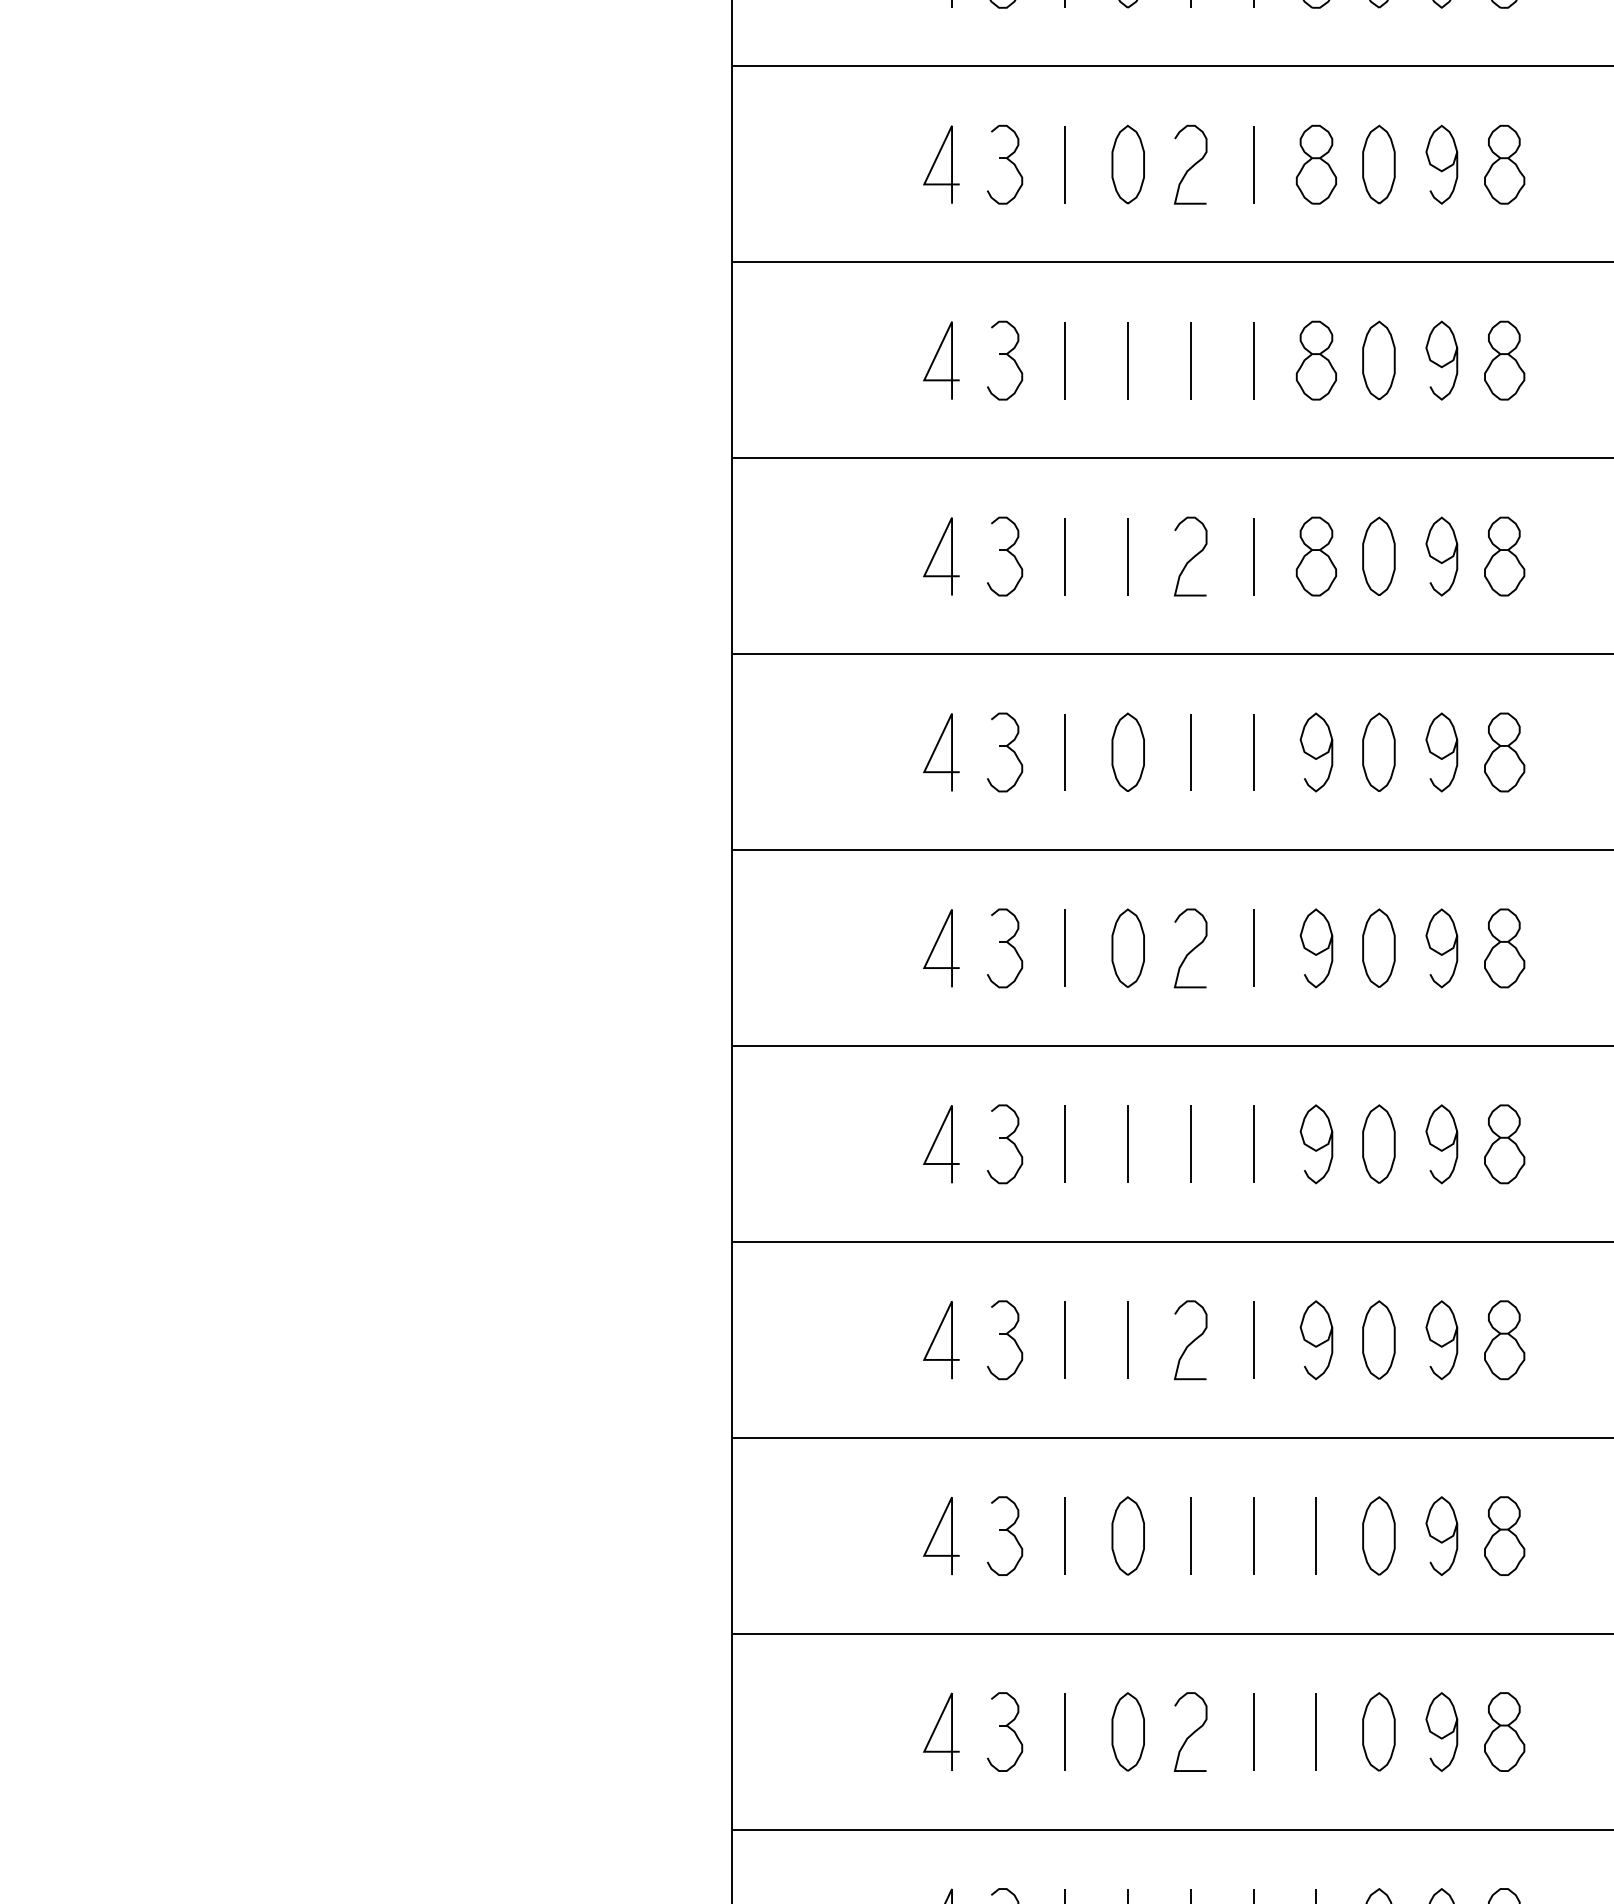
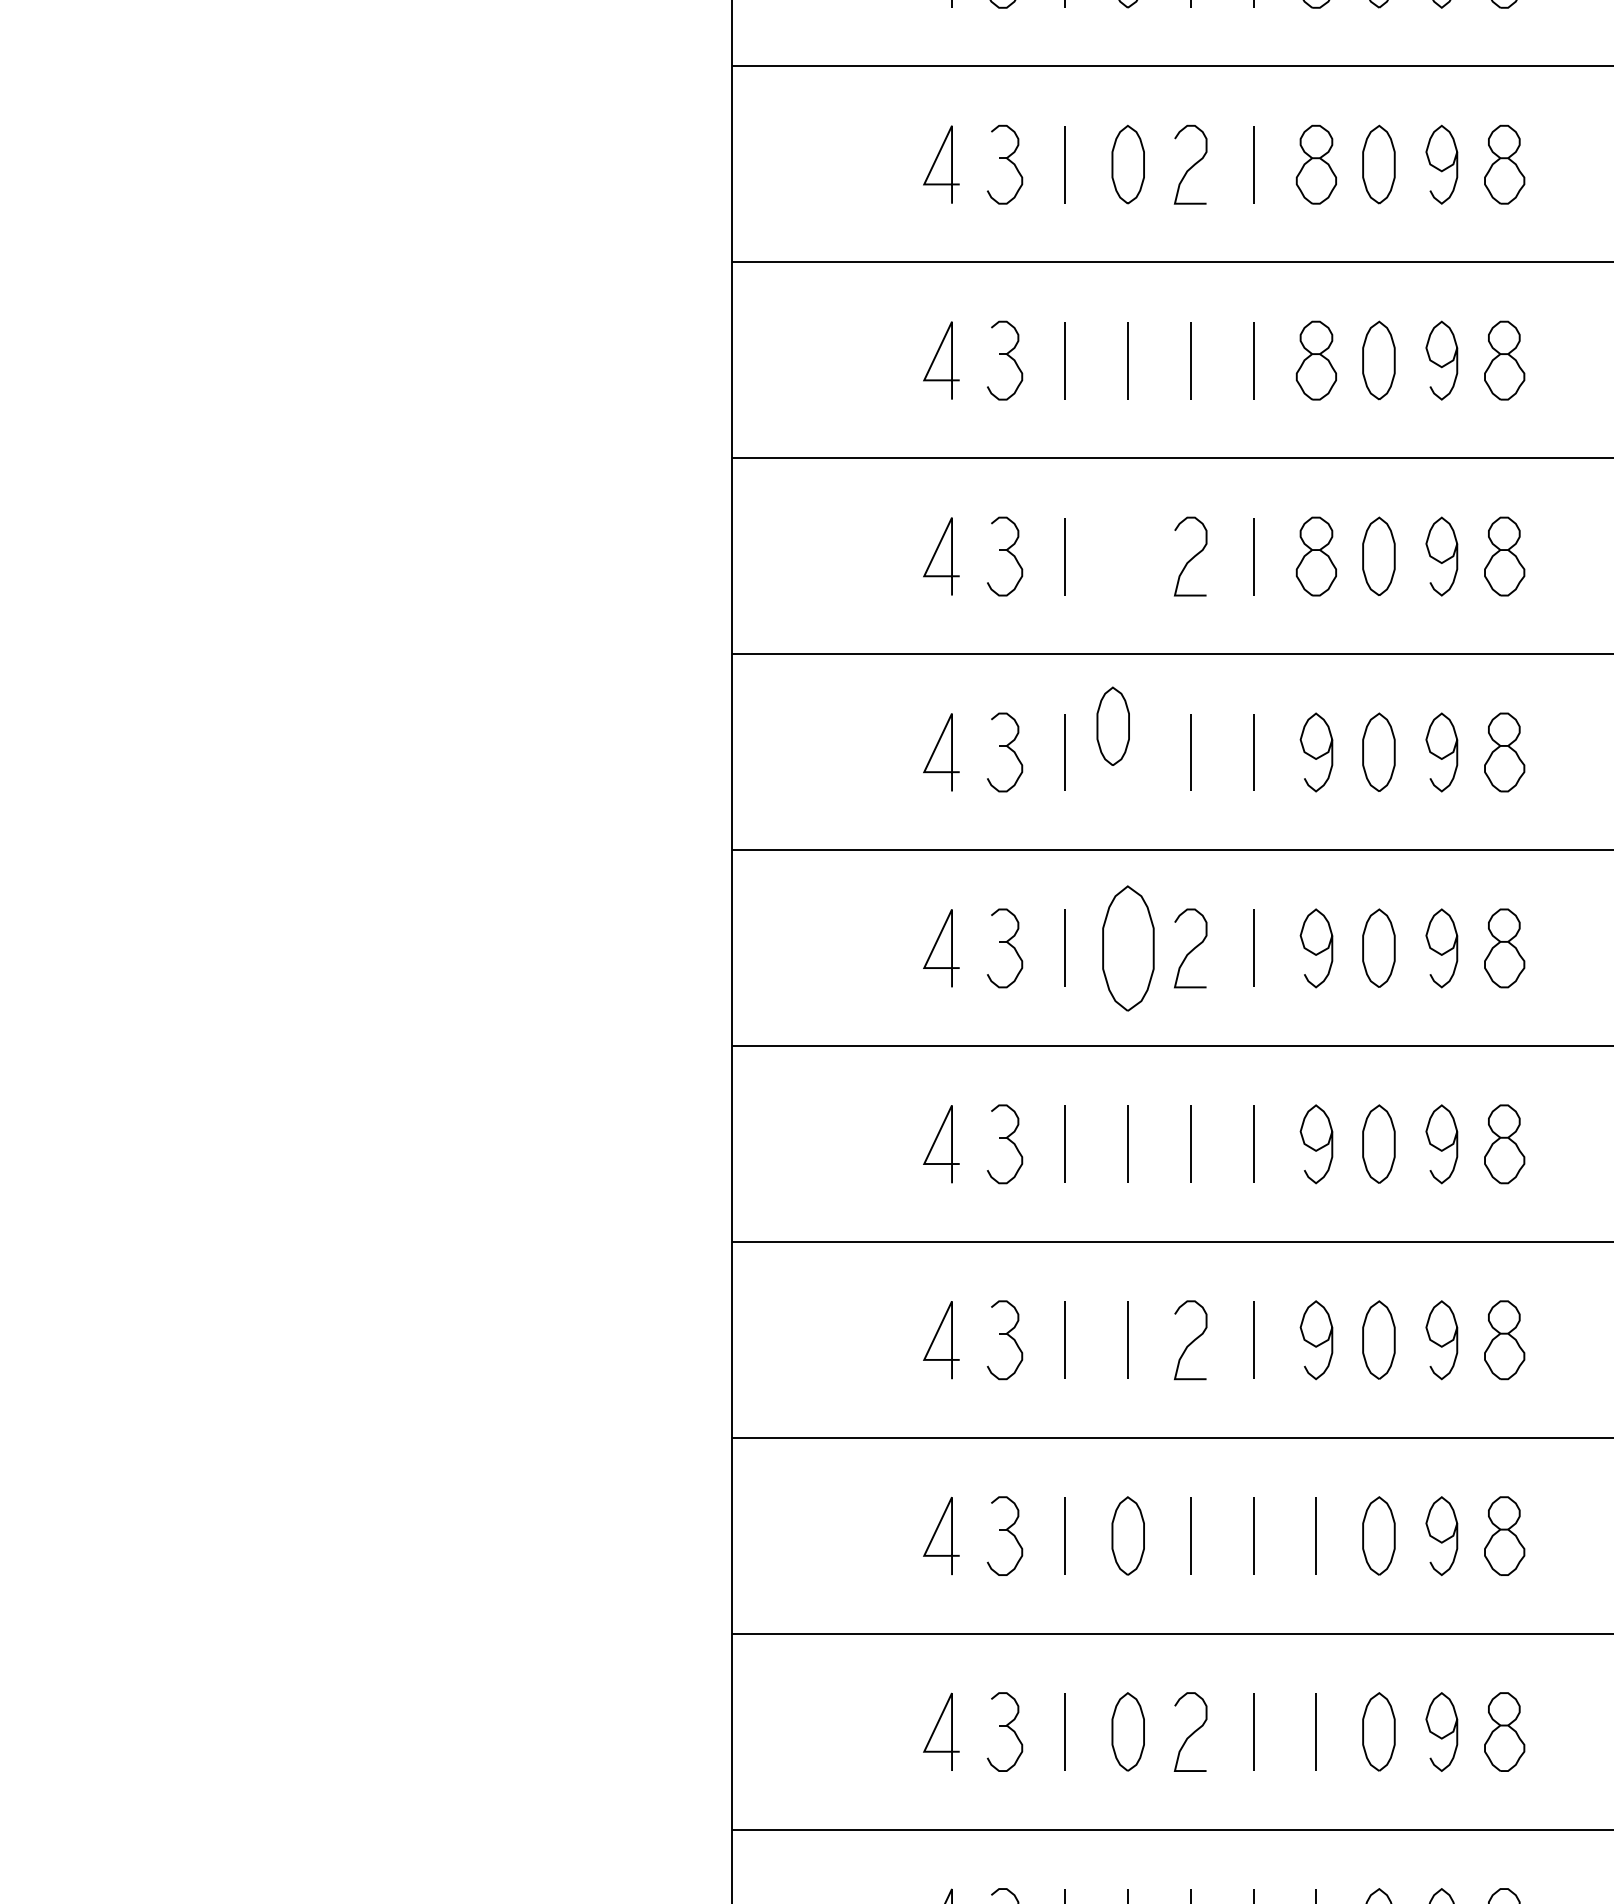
line: present -> none (1127, 556)
part position: (1127, 751) -> (1112, 725) (1112, 725)
part size: 34x80 px -> 53x127 px (1128, 948)
